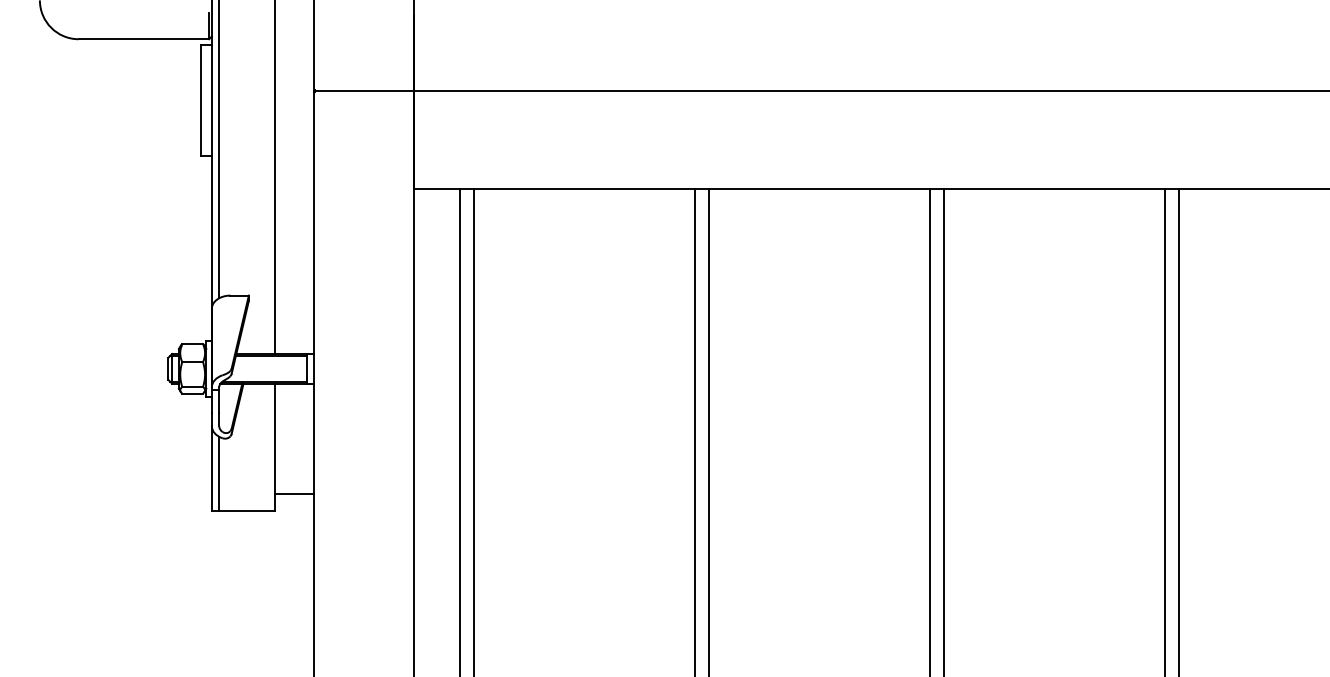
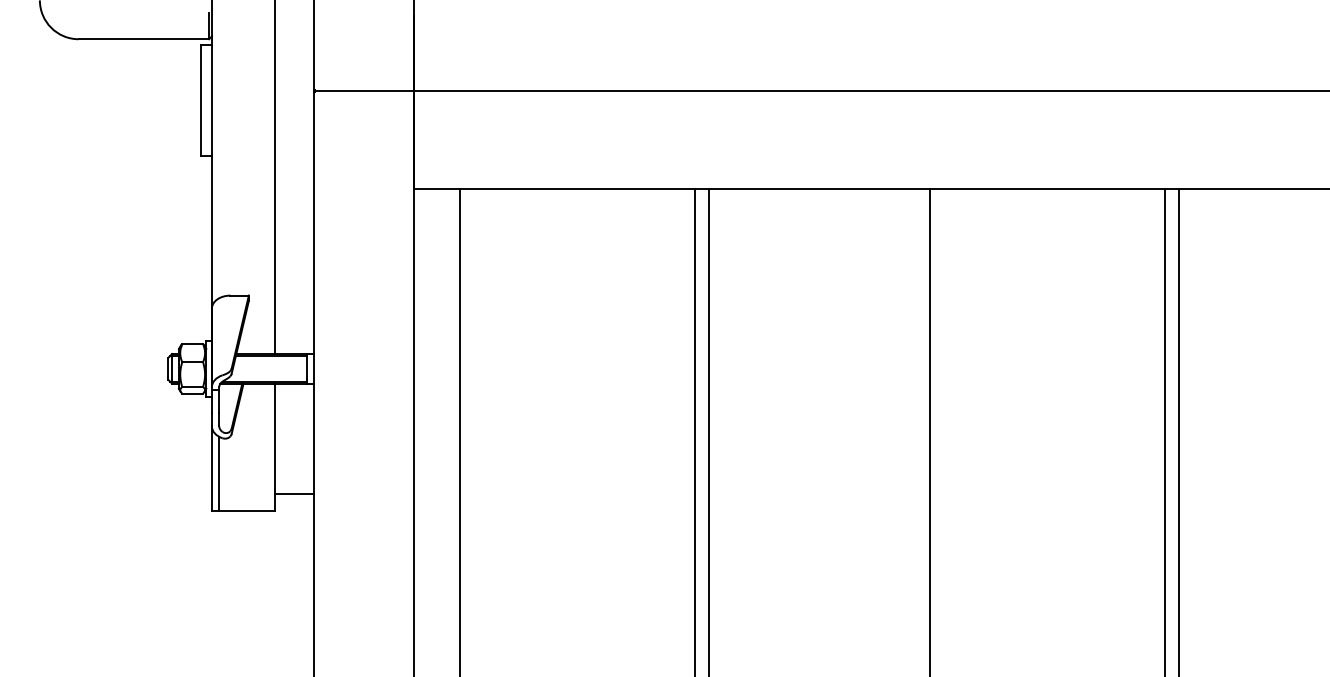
line: present -> none (219, 150)
line: present -> none (474, 430)
line: present -> none (944, 430)
